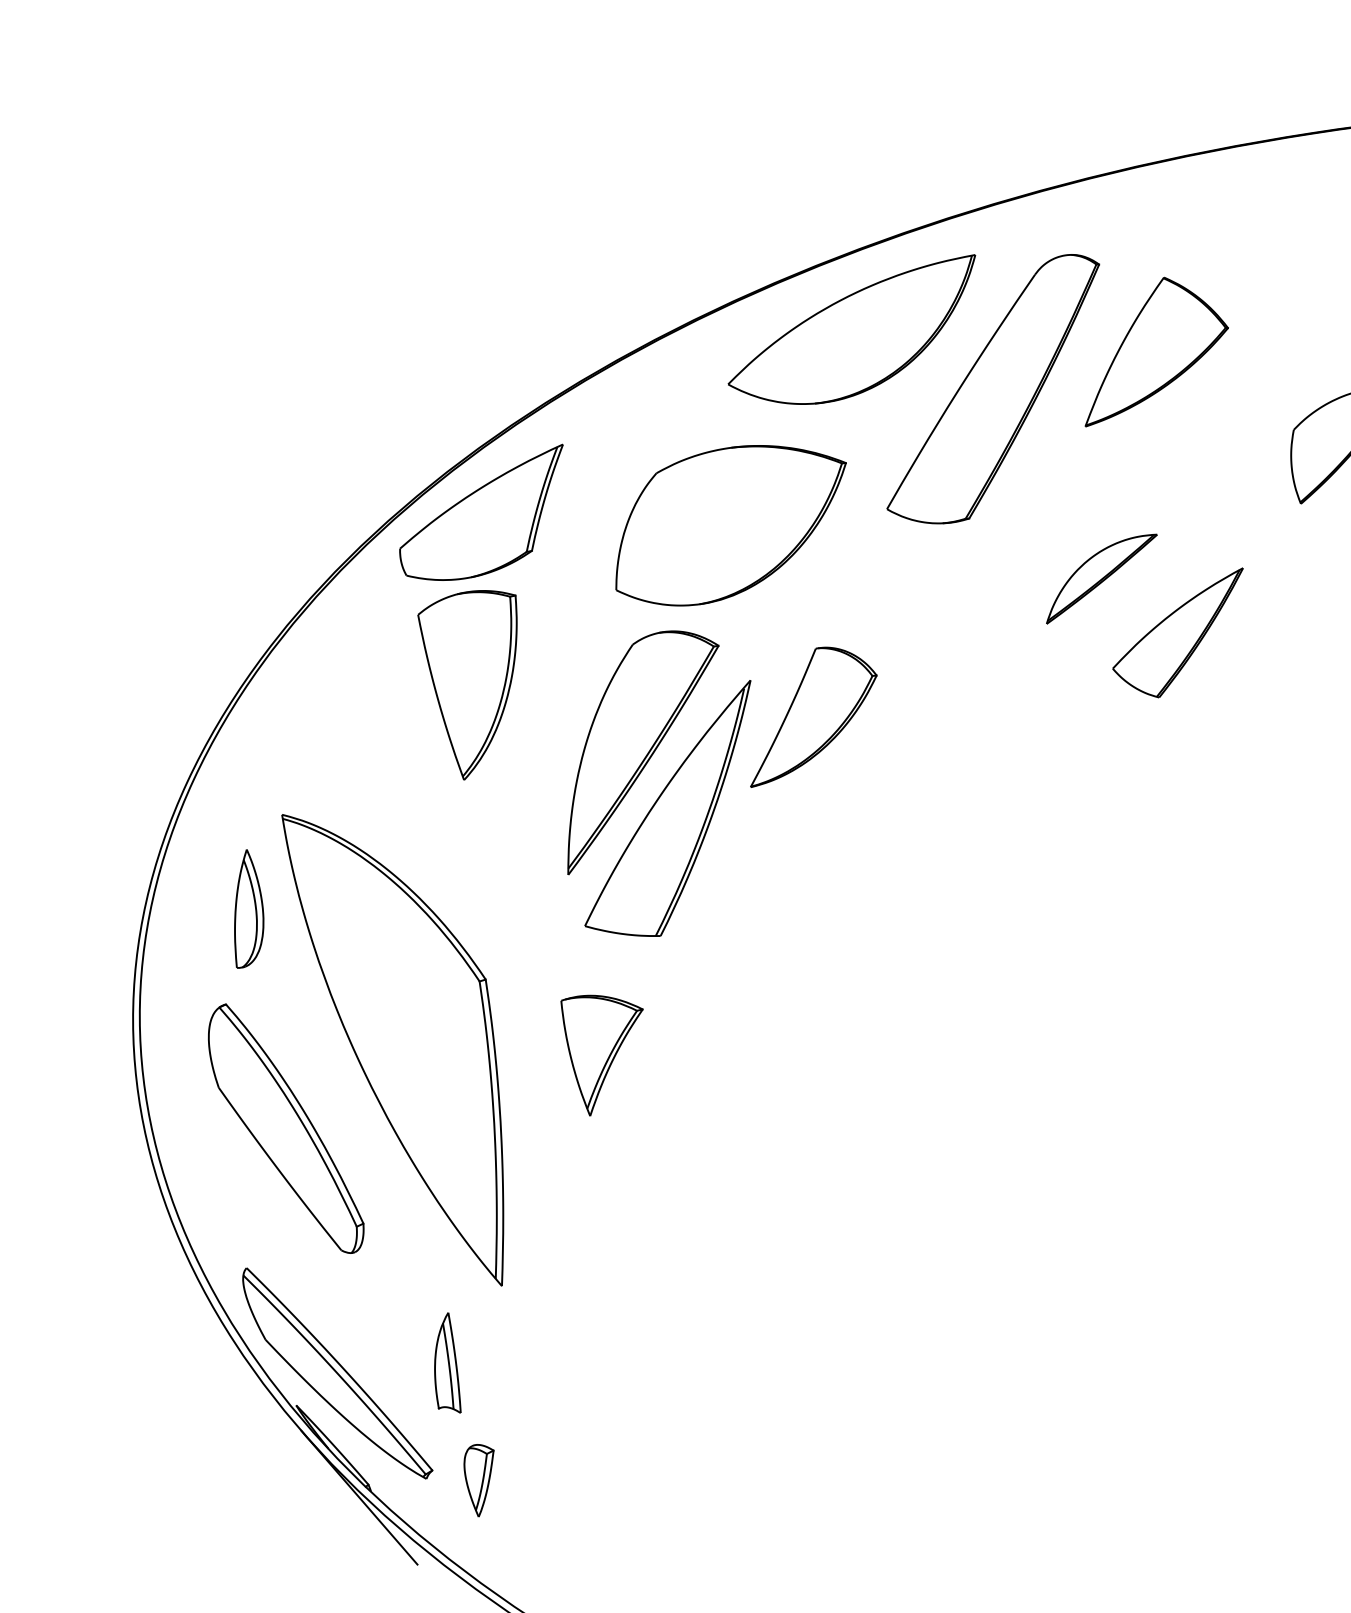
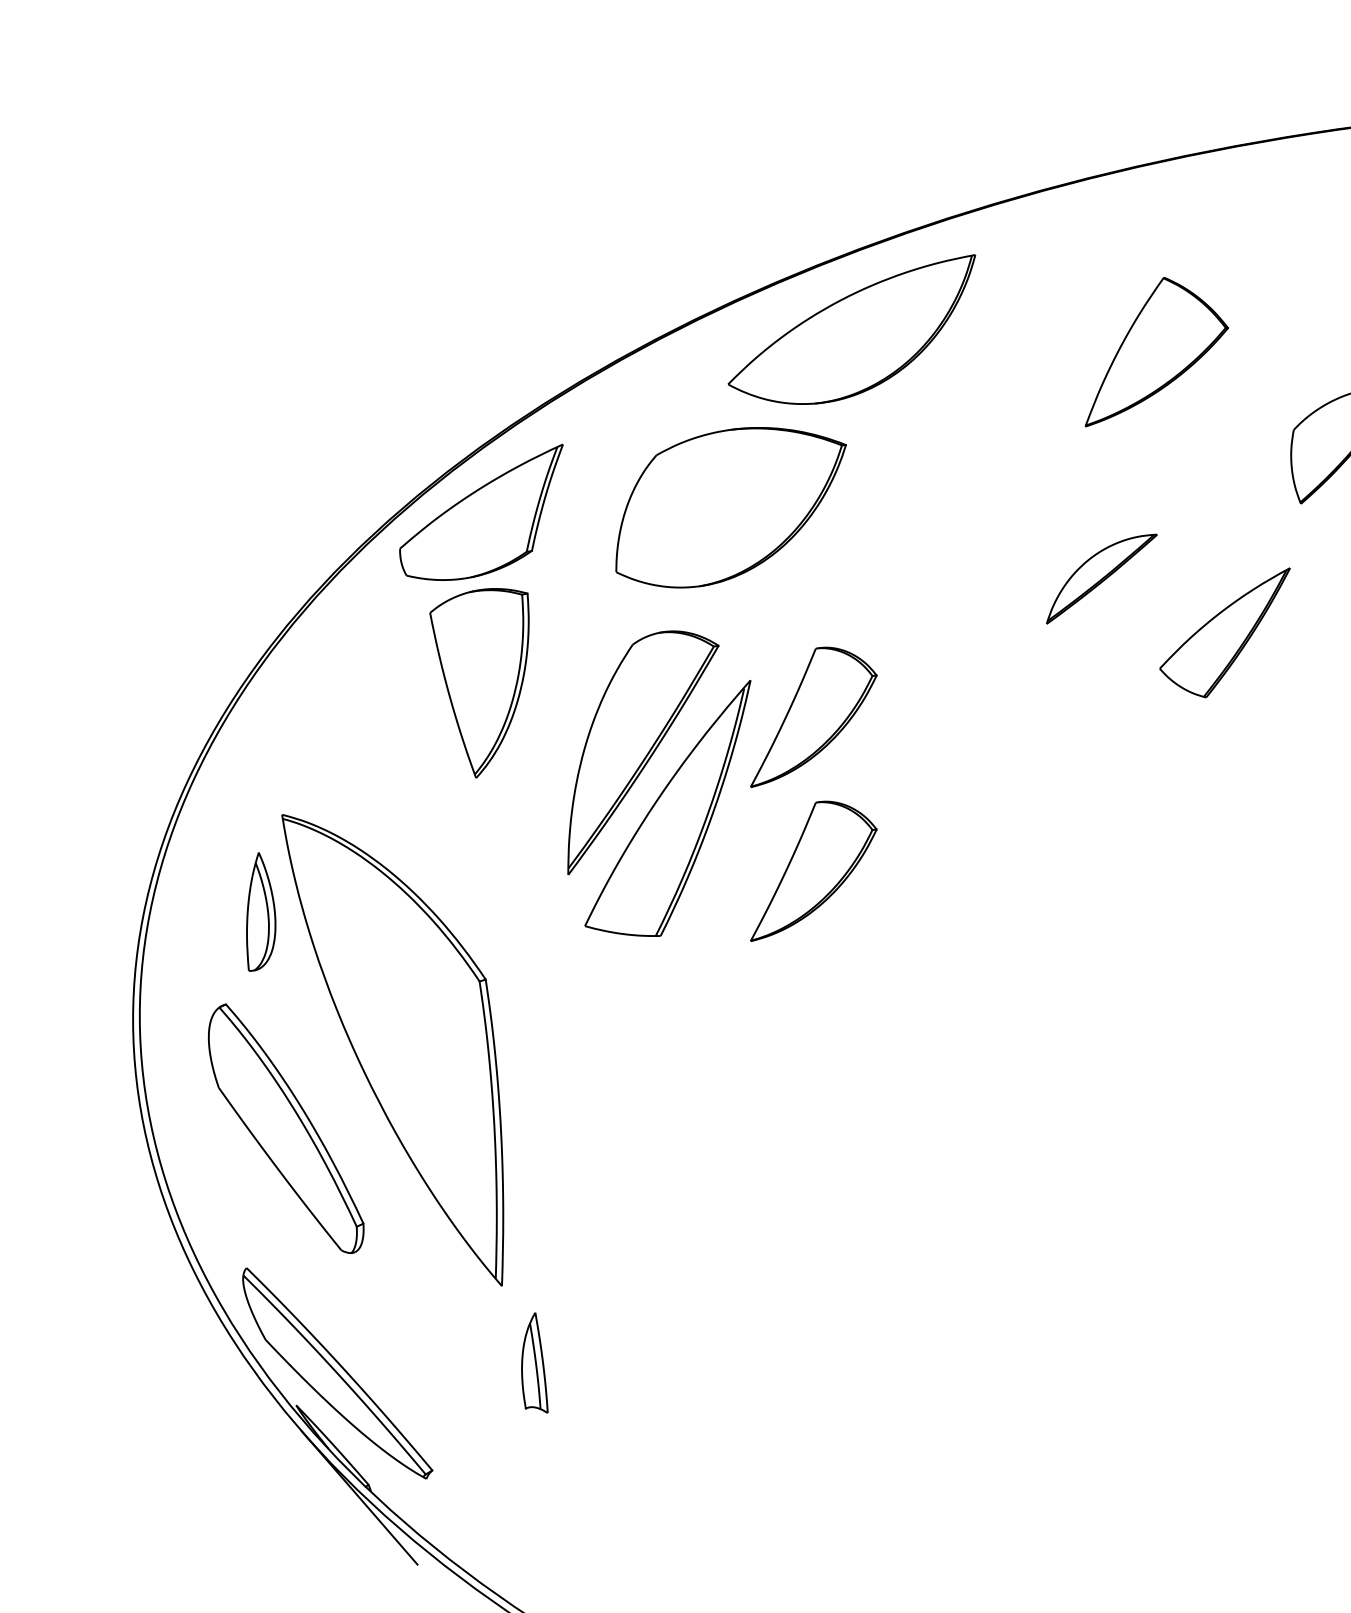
part: present -> none (993, 389)
part position: (730, 525) -> (730, 507) (730, 507)
part position: (1177, 632) -> (1224, 632) (1224, 632)
part position: (467, 685) -> (479, 683) (479, 683)
part: none -> present (813, 870)
part position: (249, 908) -> (261, 911) (261, 911)
part: present -> none (601, 1055)
part position: (447, 1362) -> (534, 1362) (534, 1362)
part: present -> none (478, 1480)
